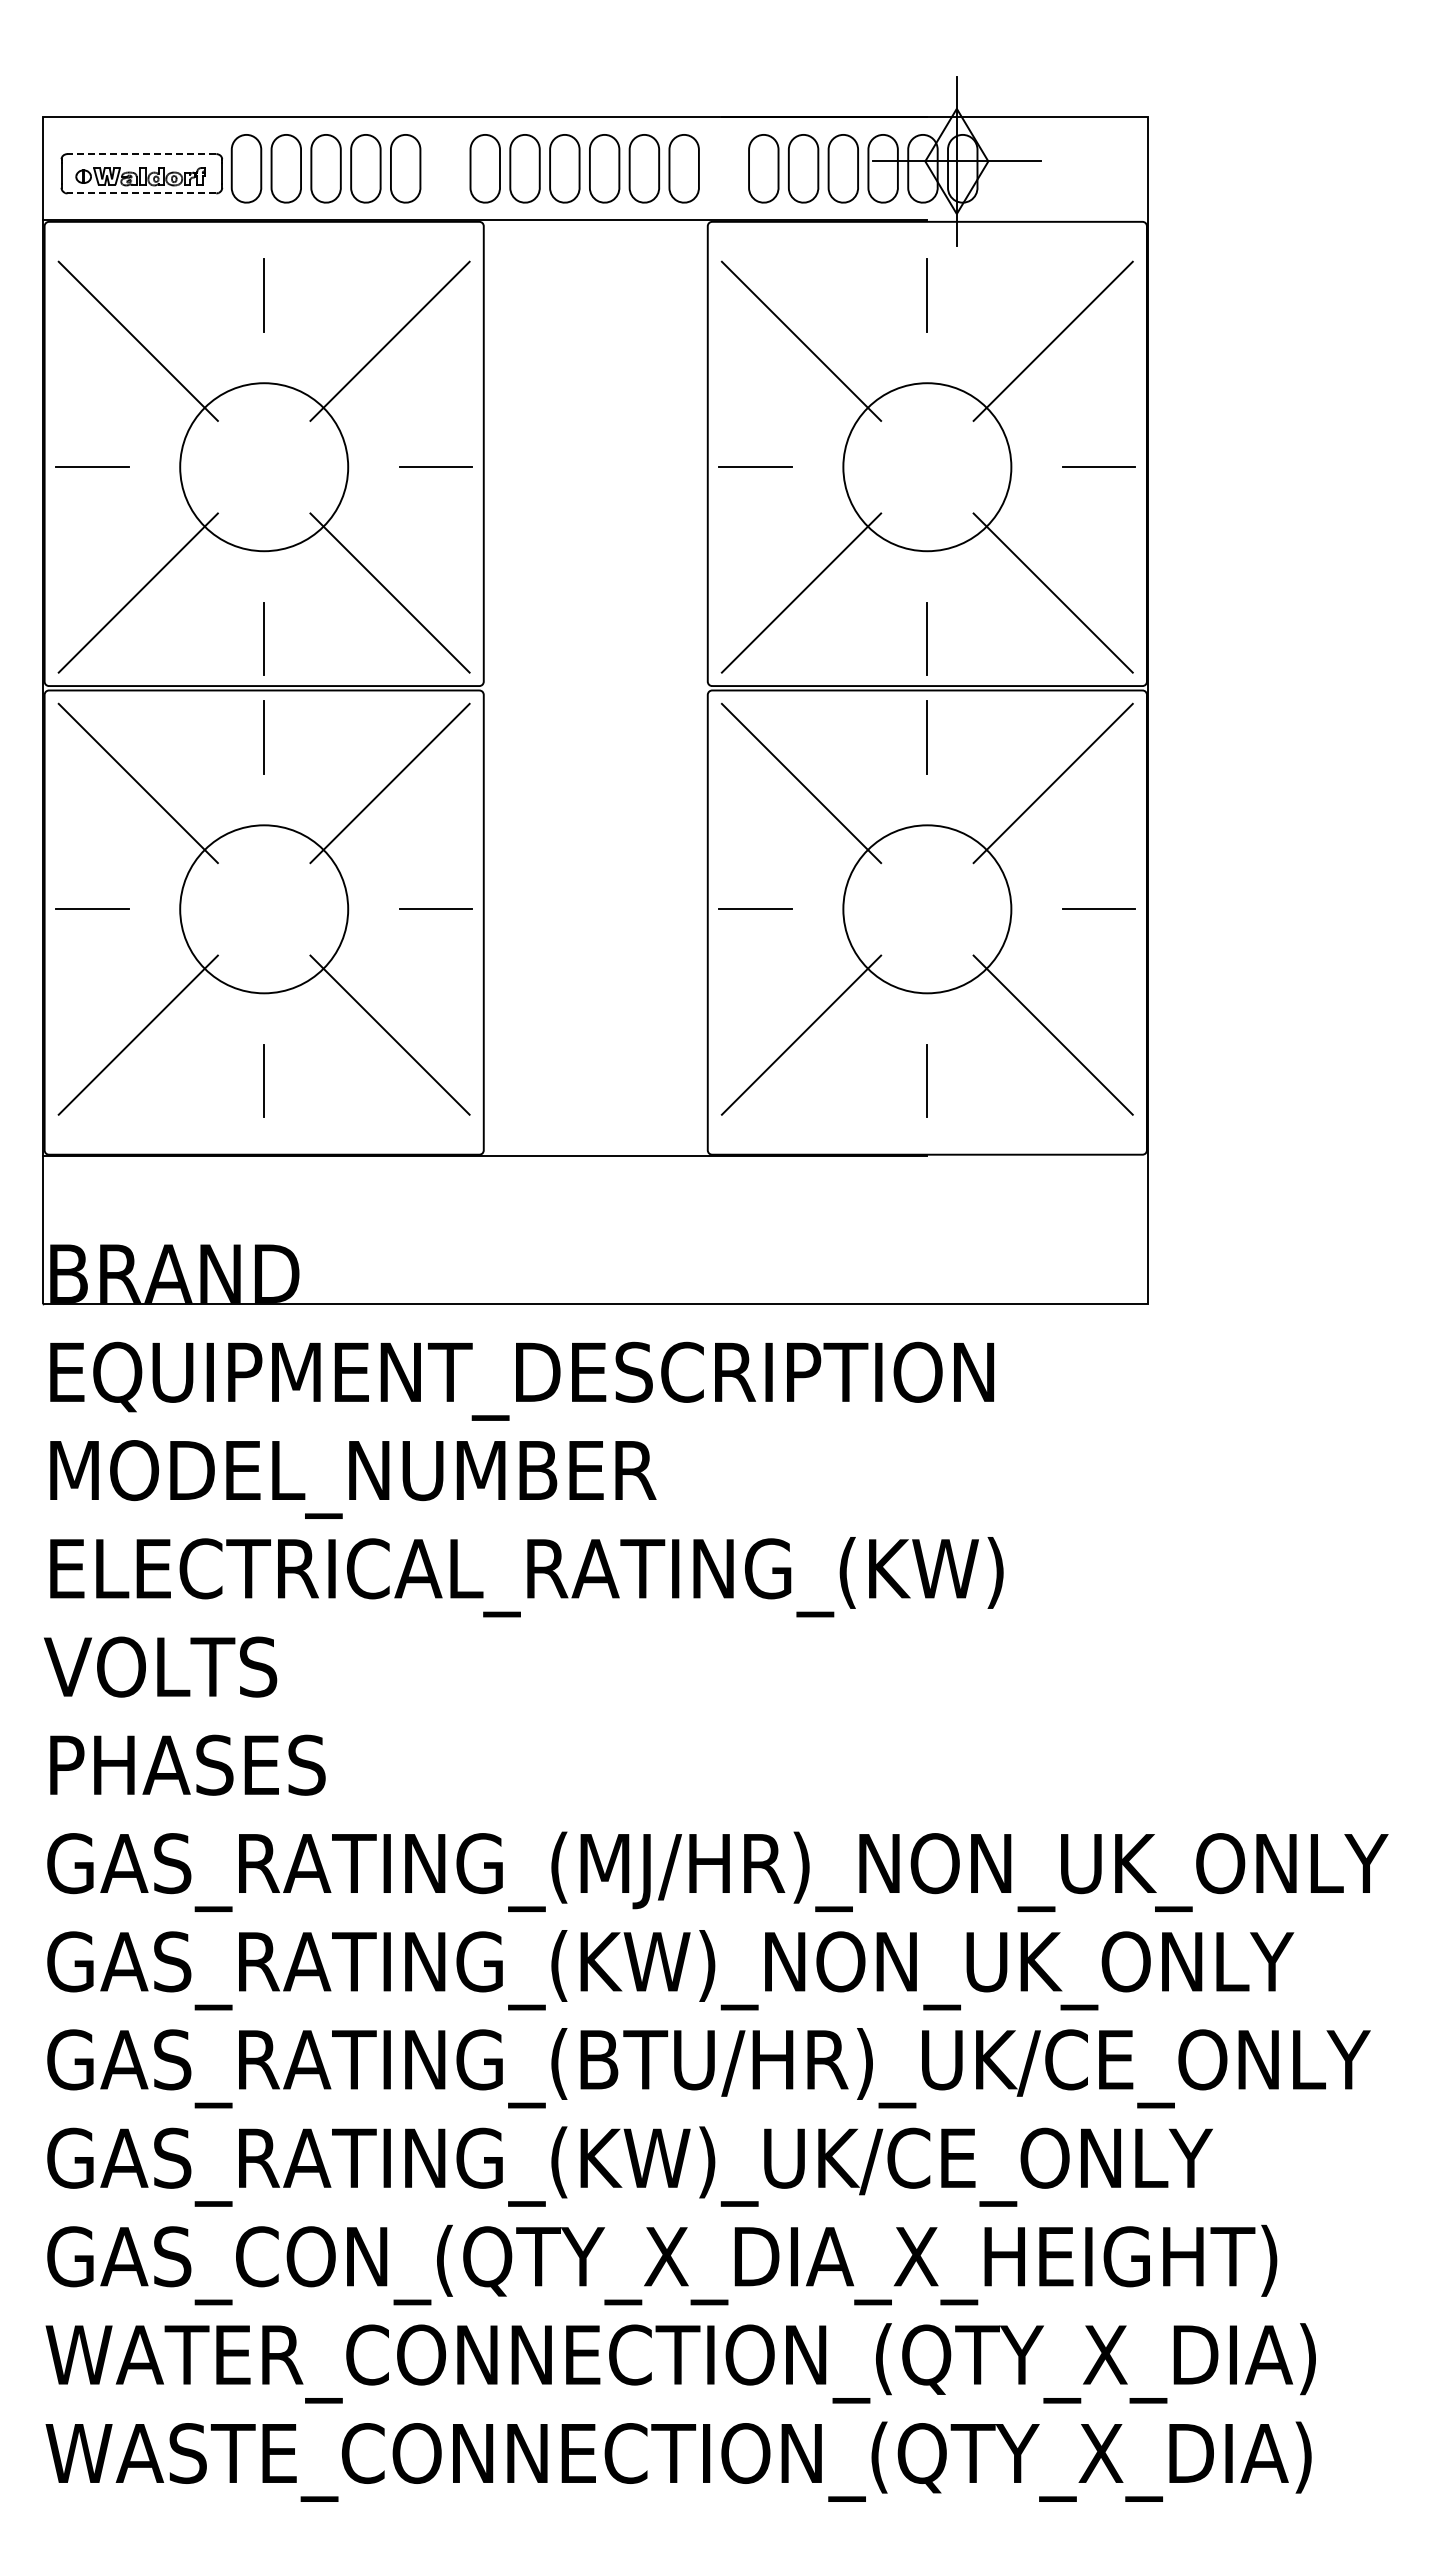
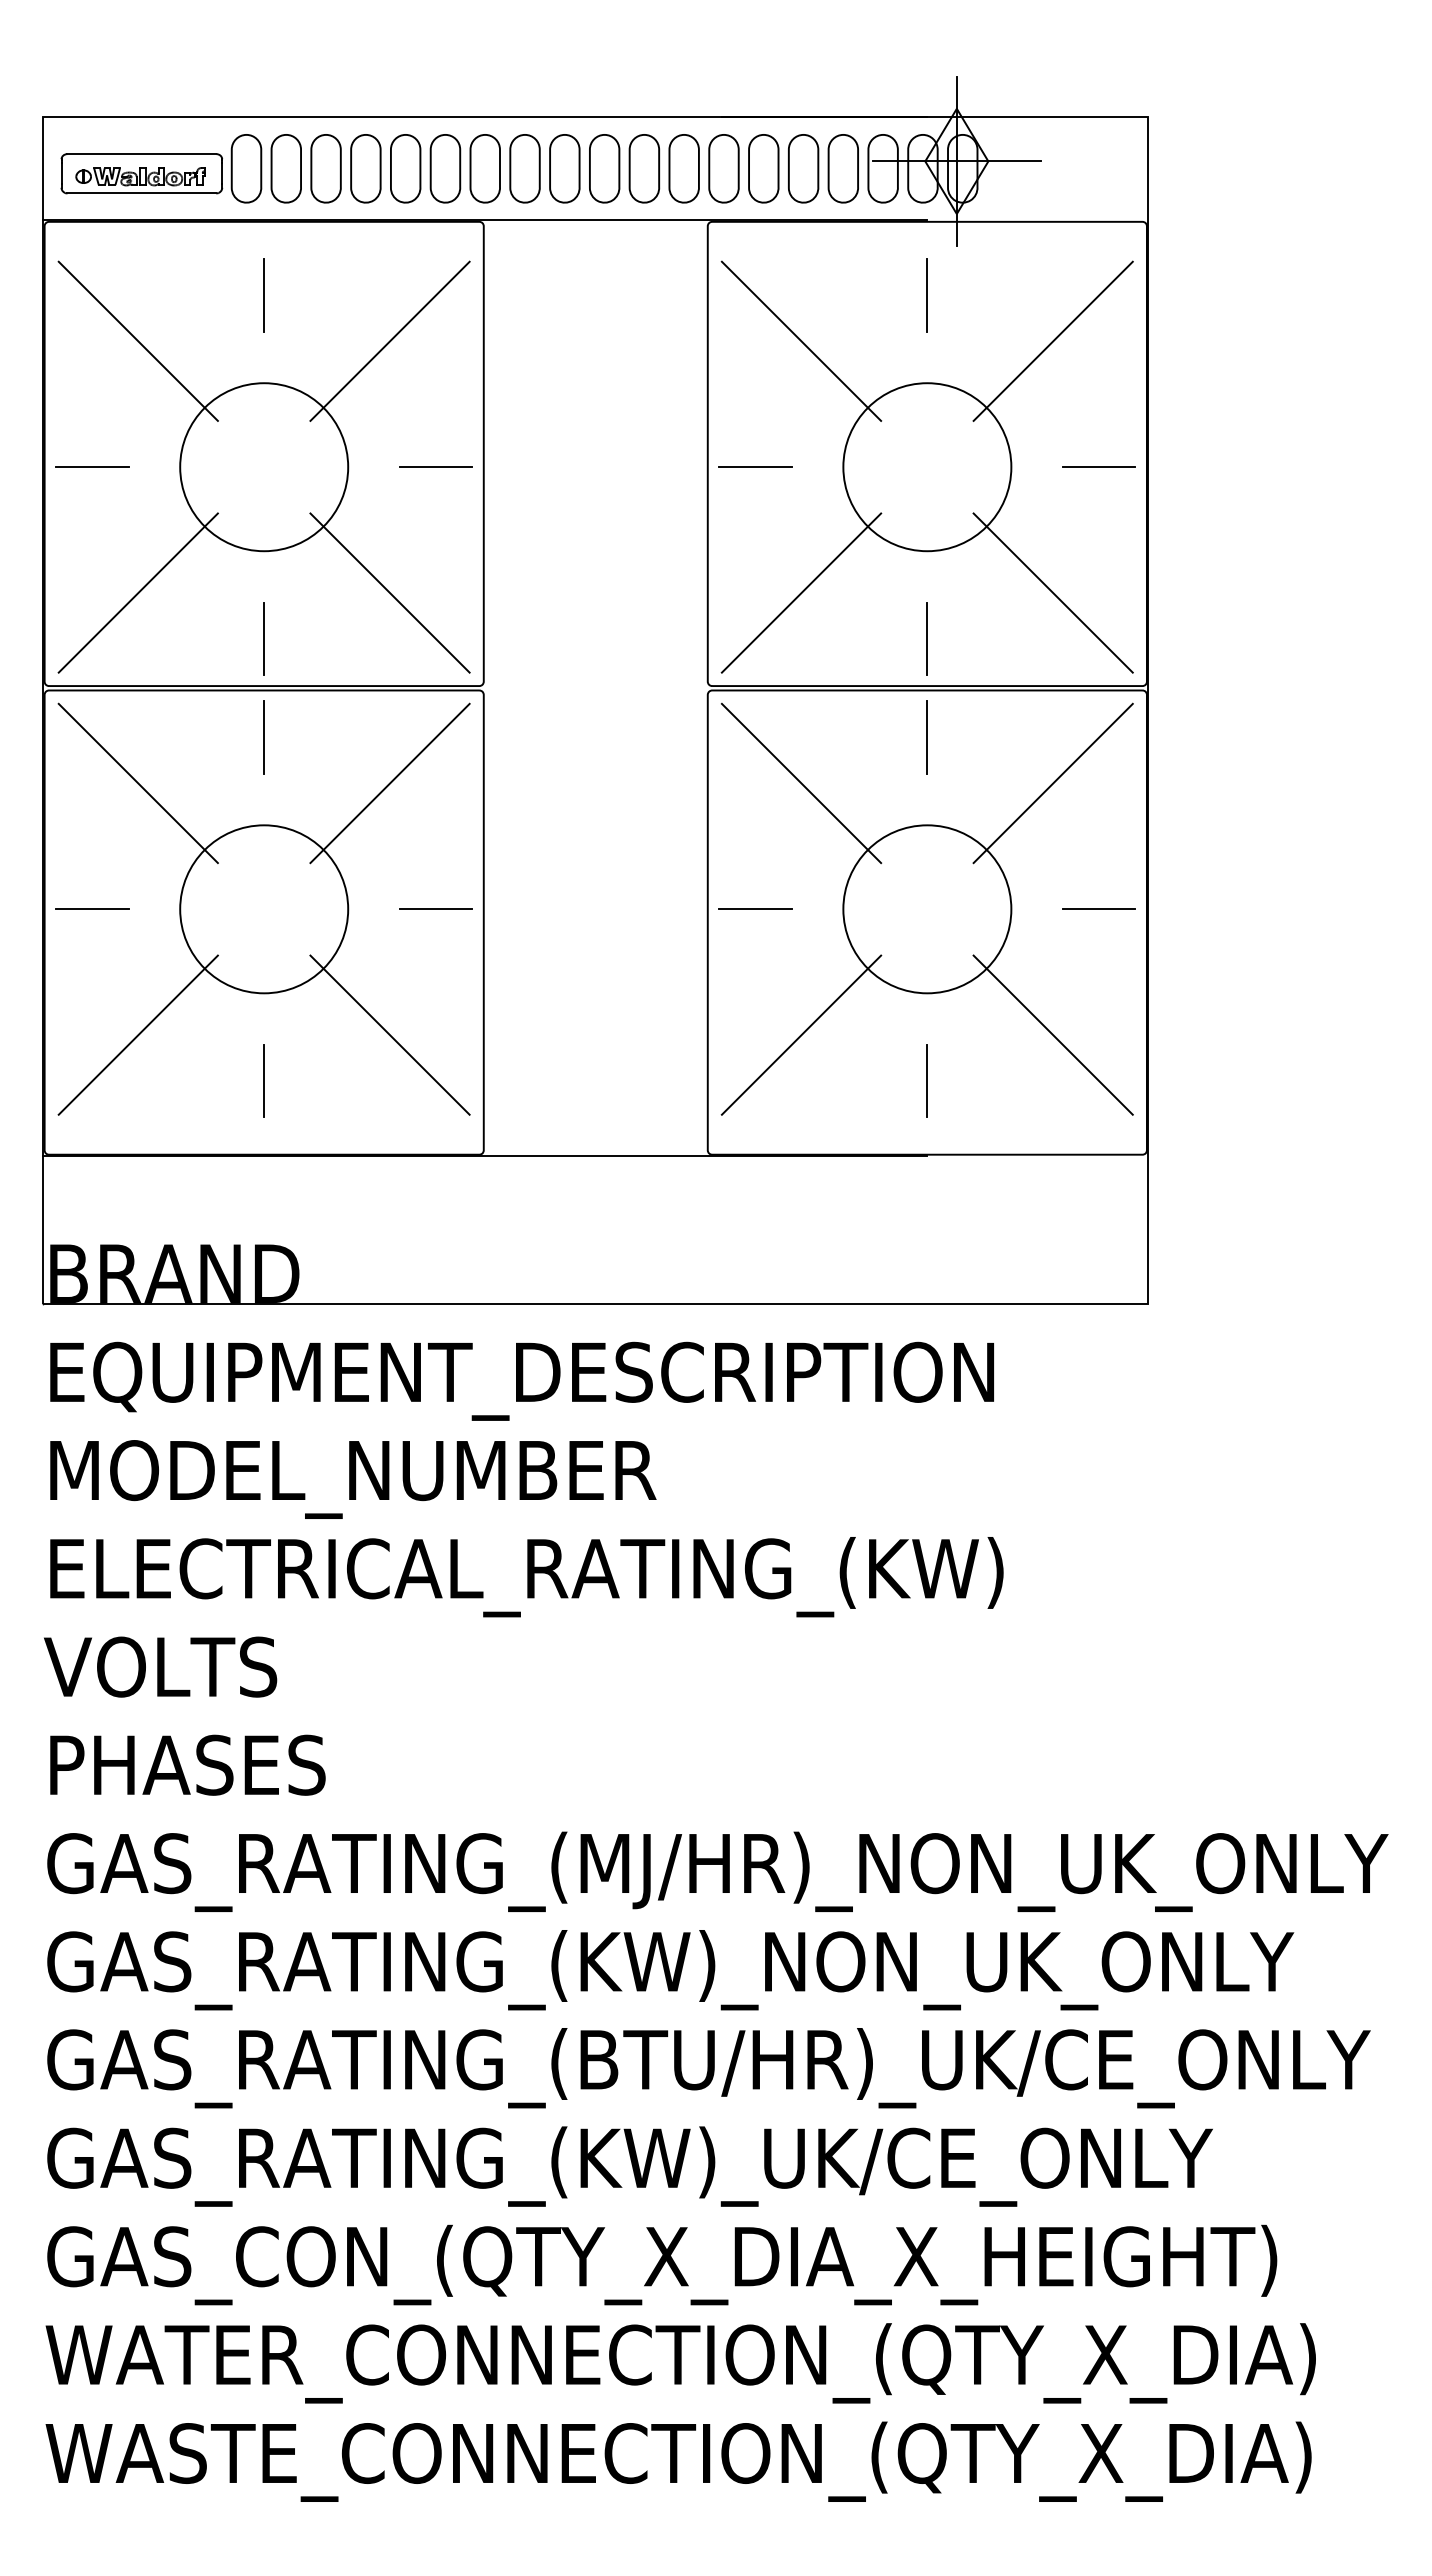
line: dashed -> solid (141, 154)
part: none -> present (445, 168)
part: none -> present (723, 168)
line: dashed -> solid (141, 193)
